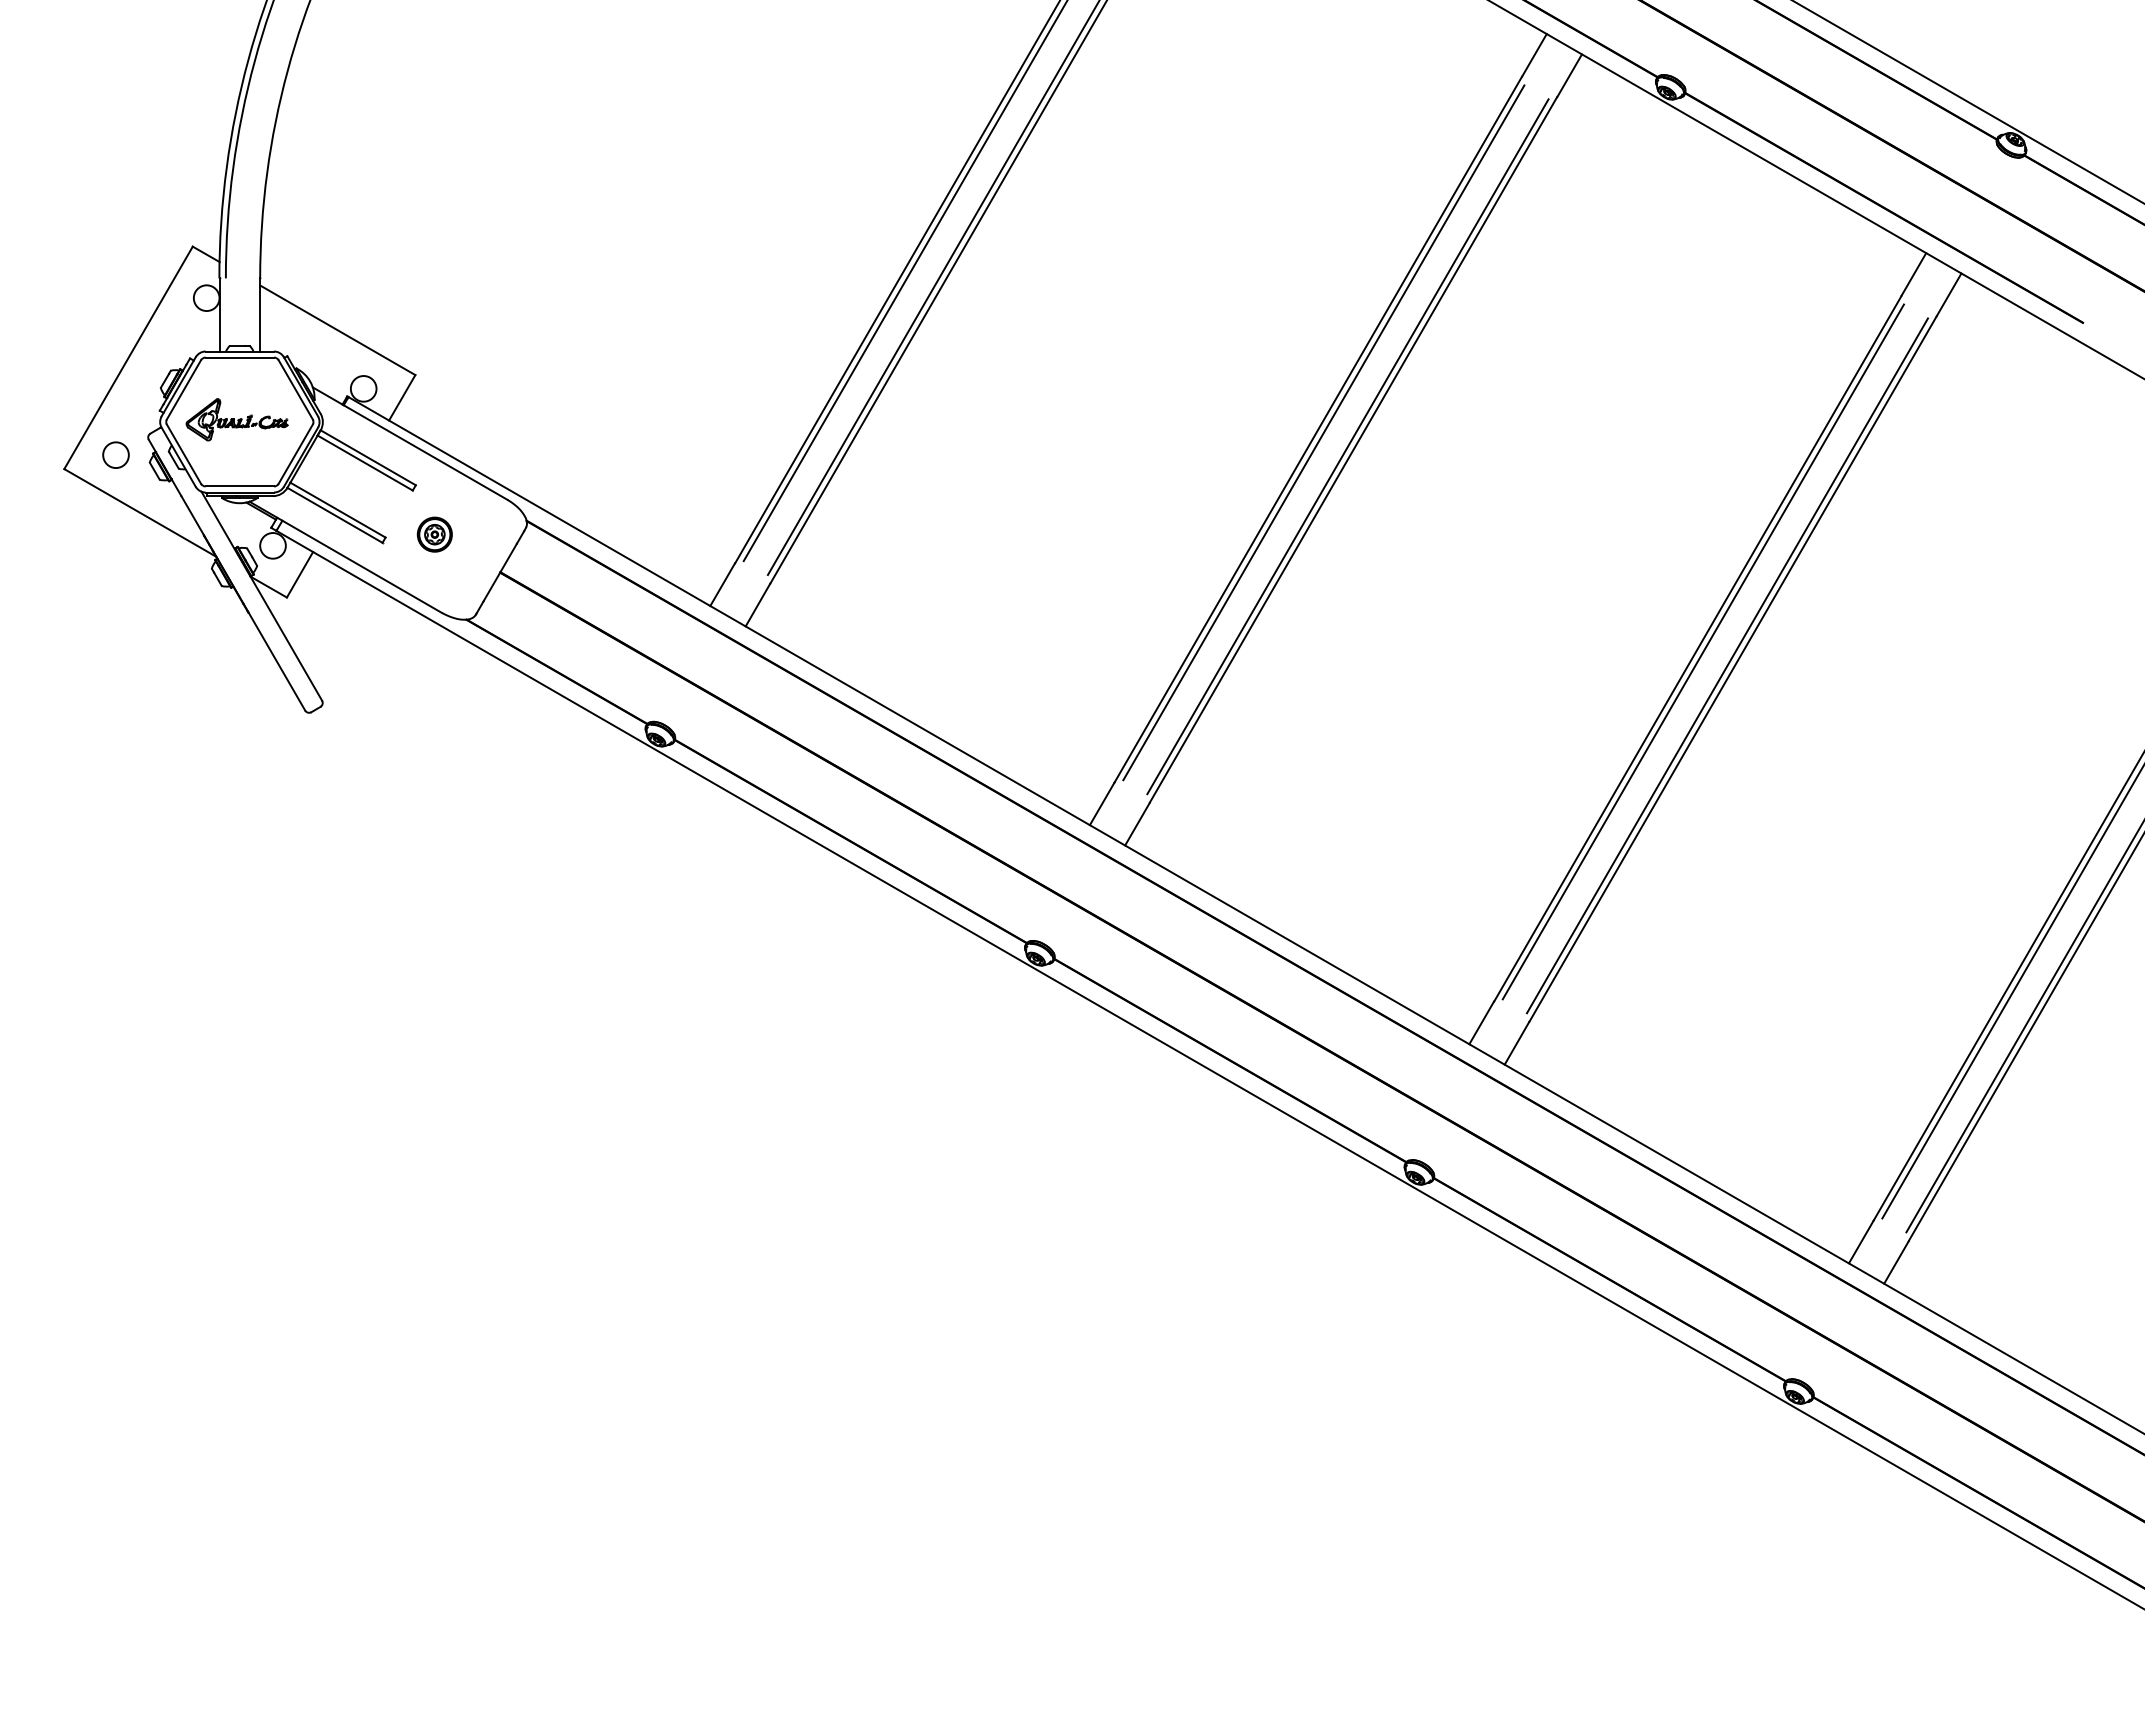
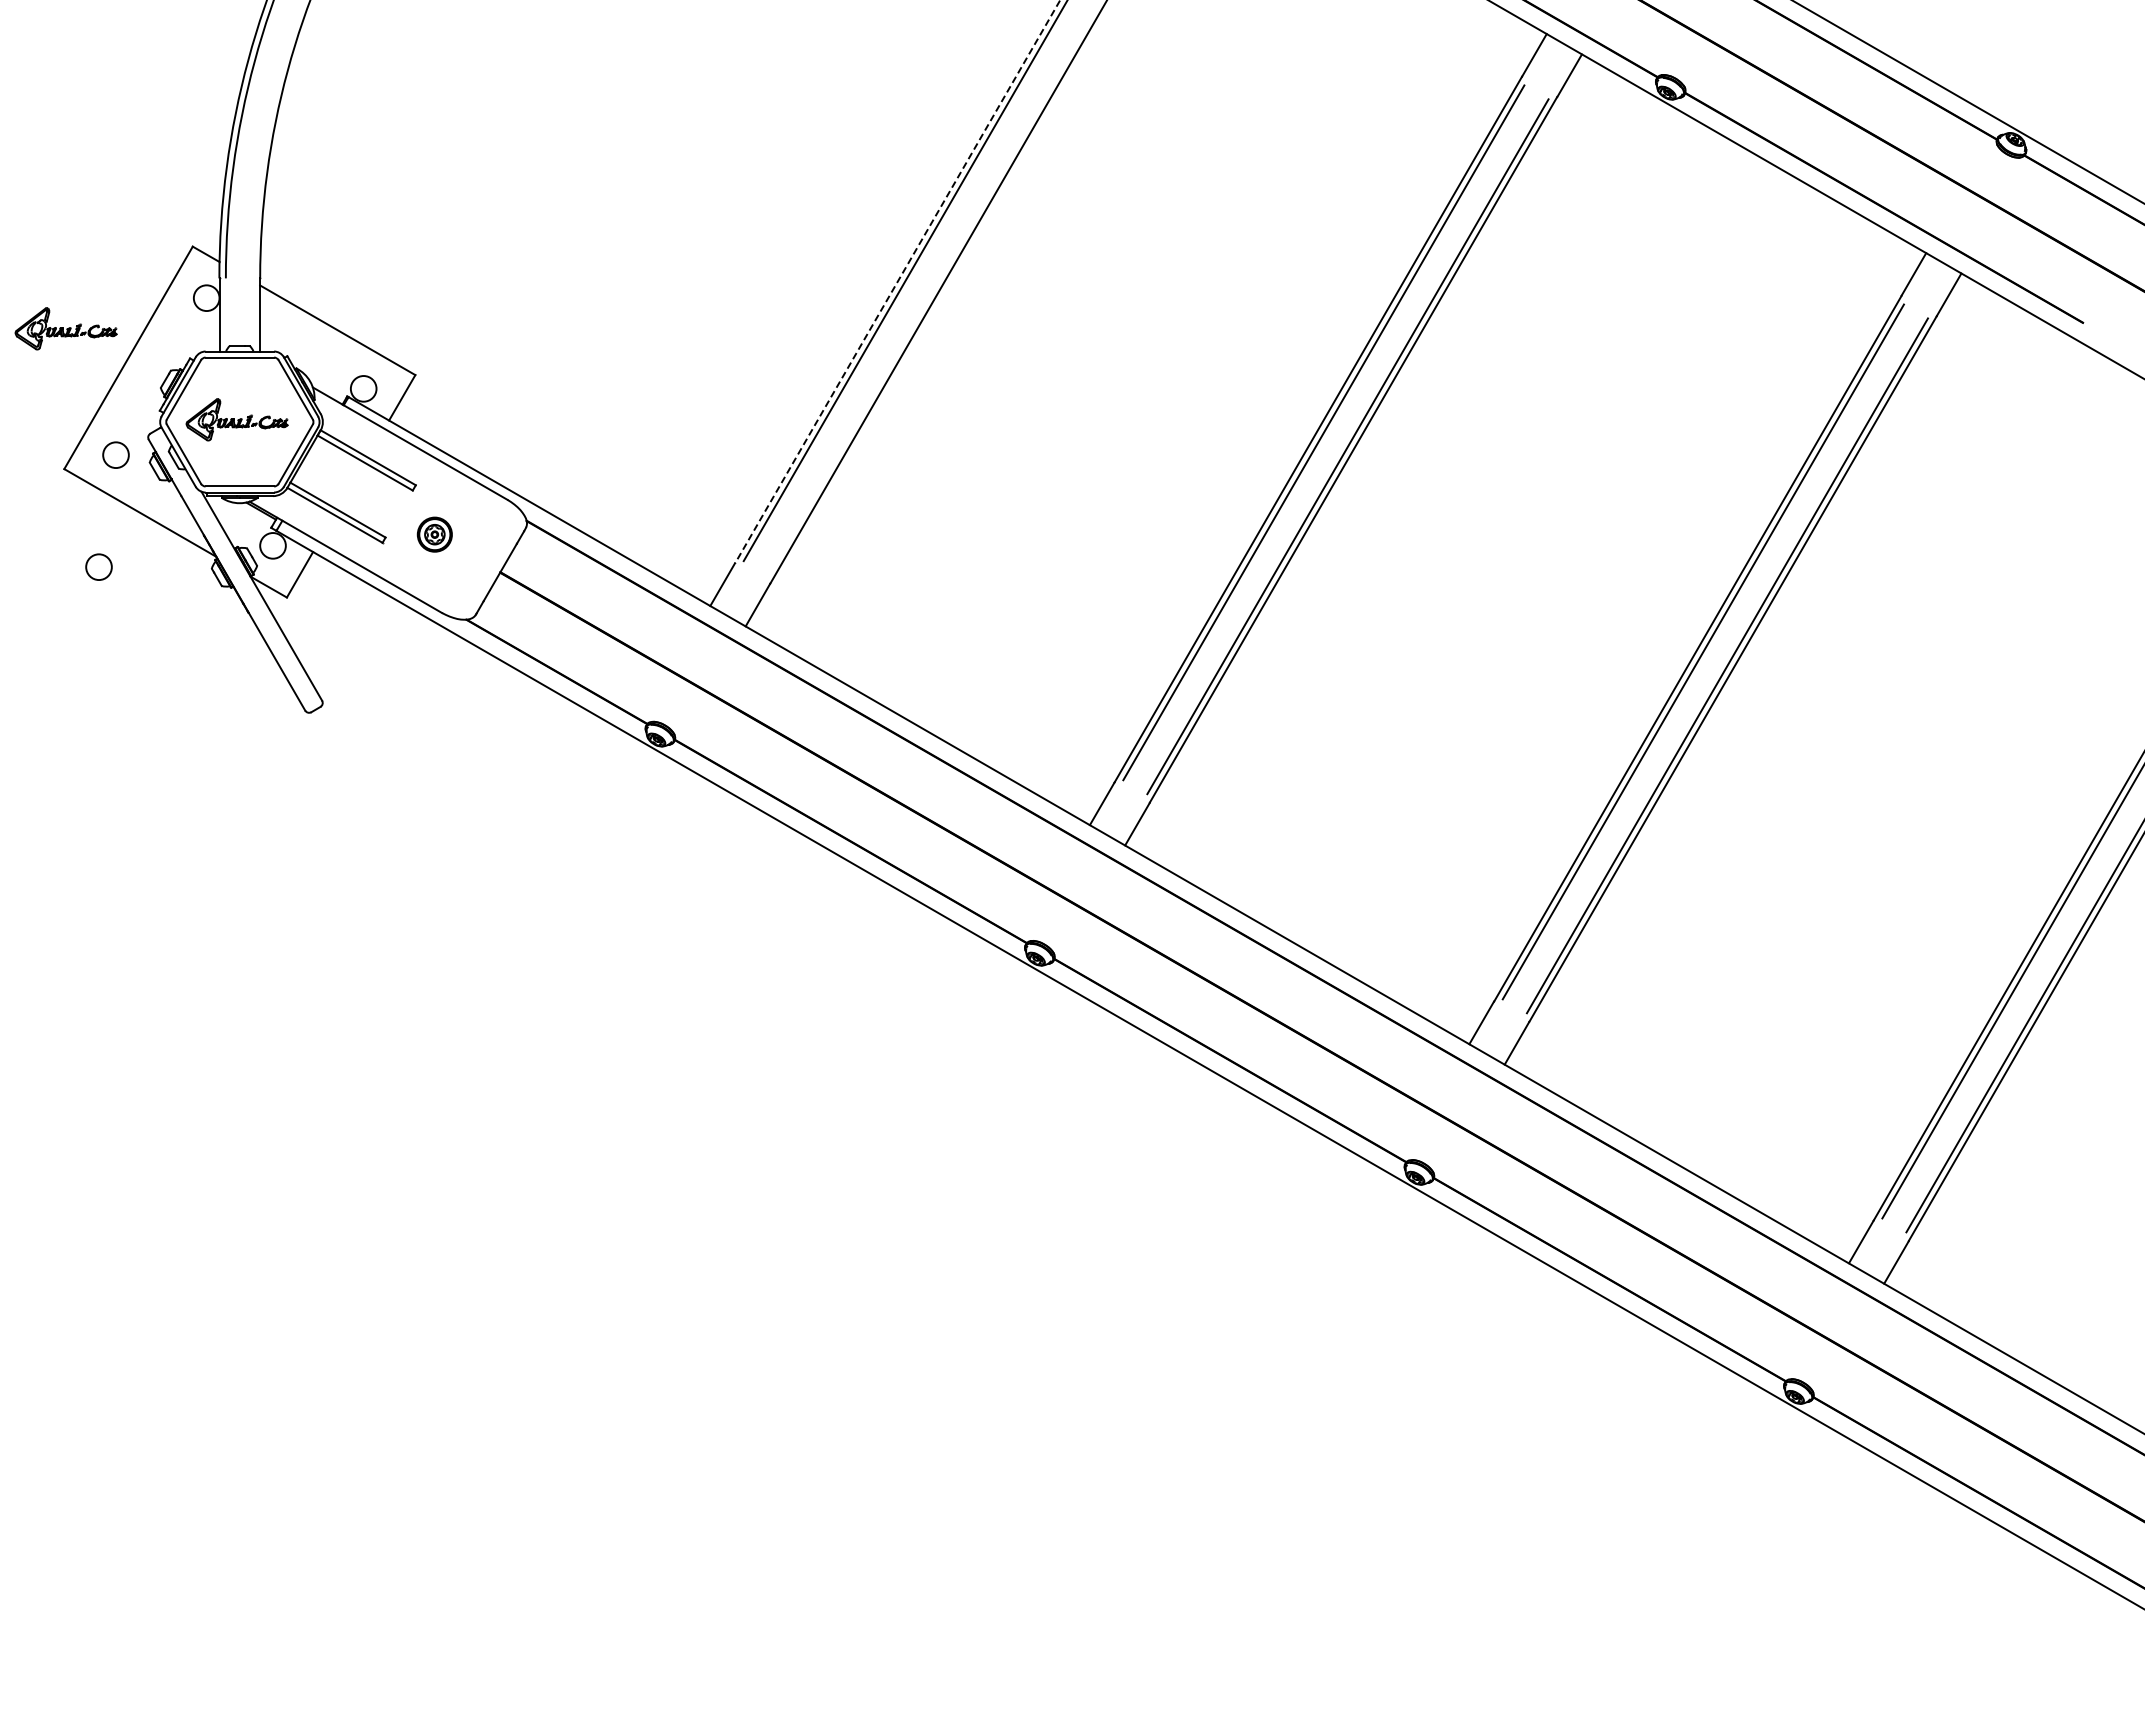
line: solid -> dashed (897, 281)
line: present -> none (932, 288)
part: none -> present (65, 328)
circle: none -> present (98, 566)
